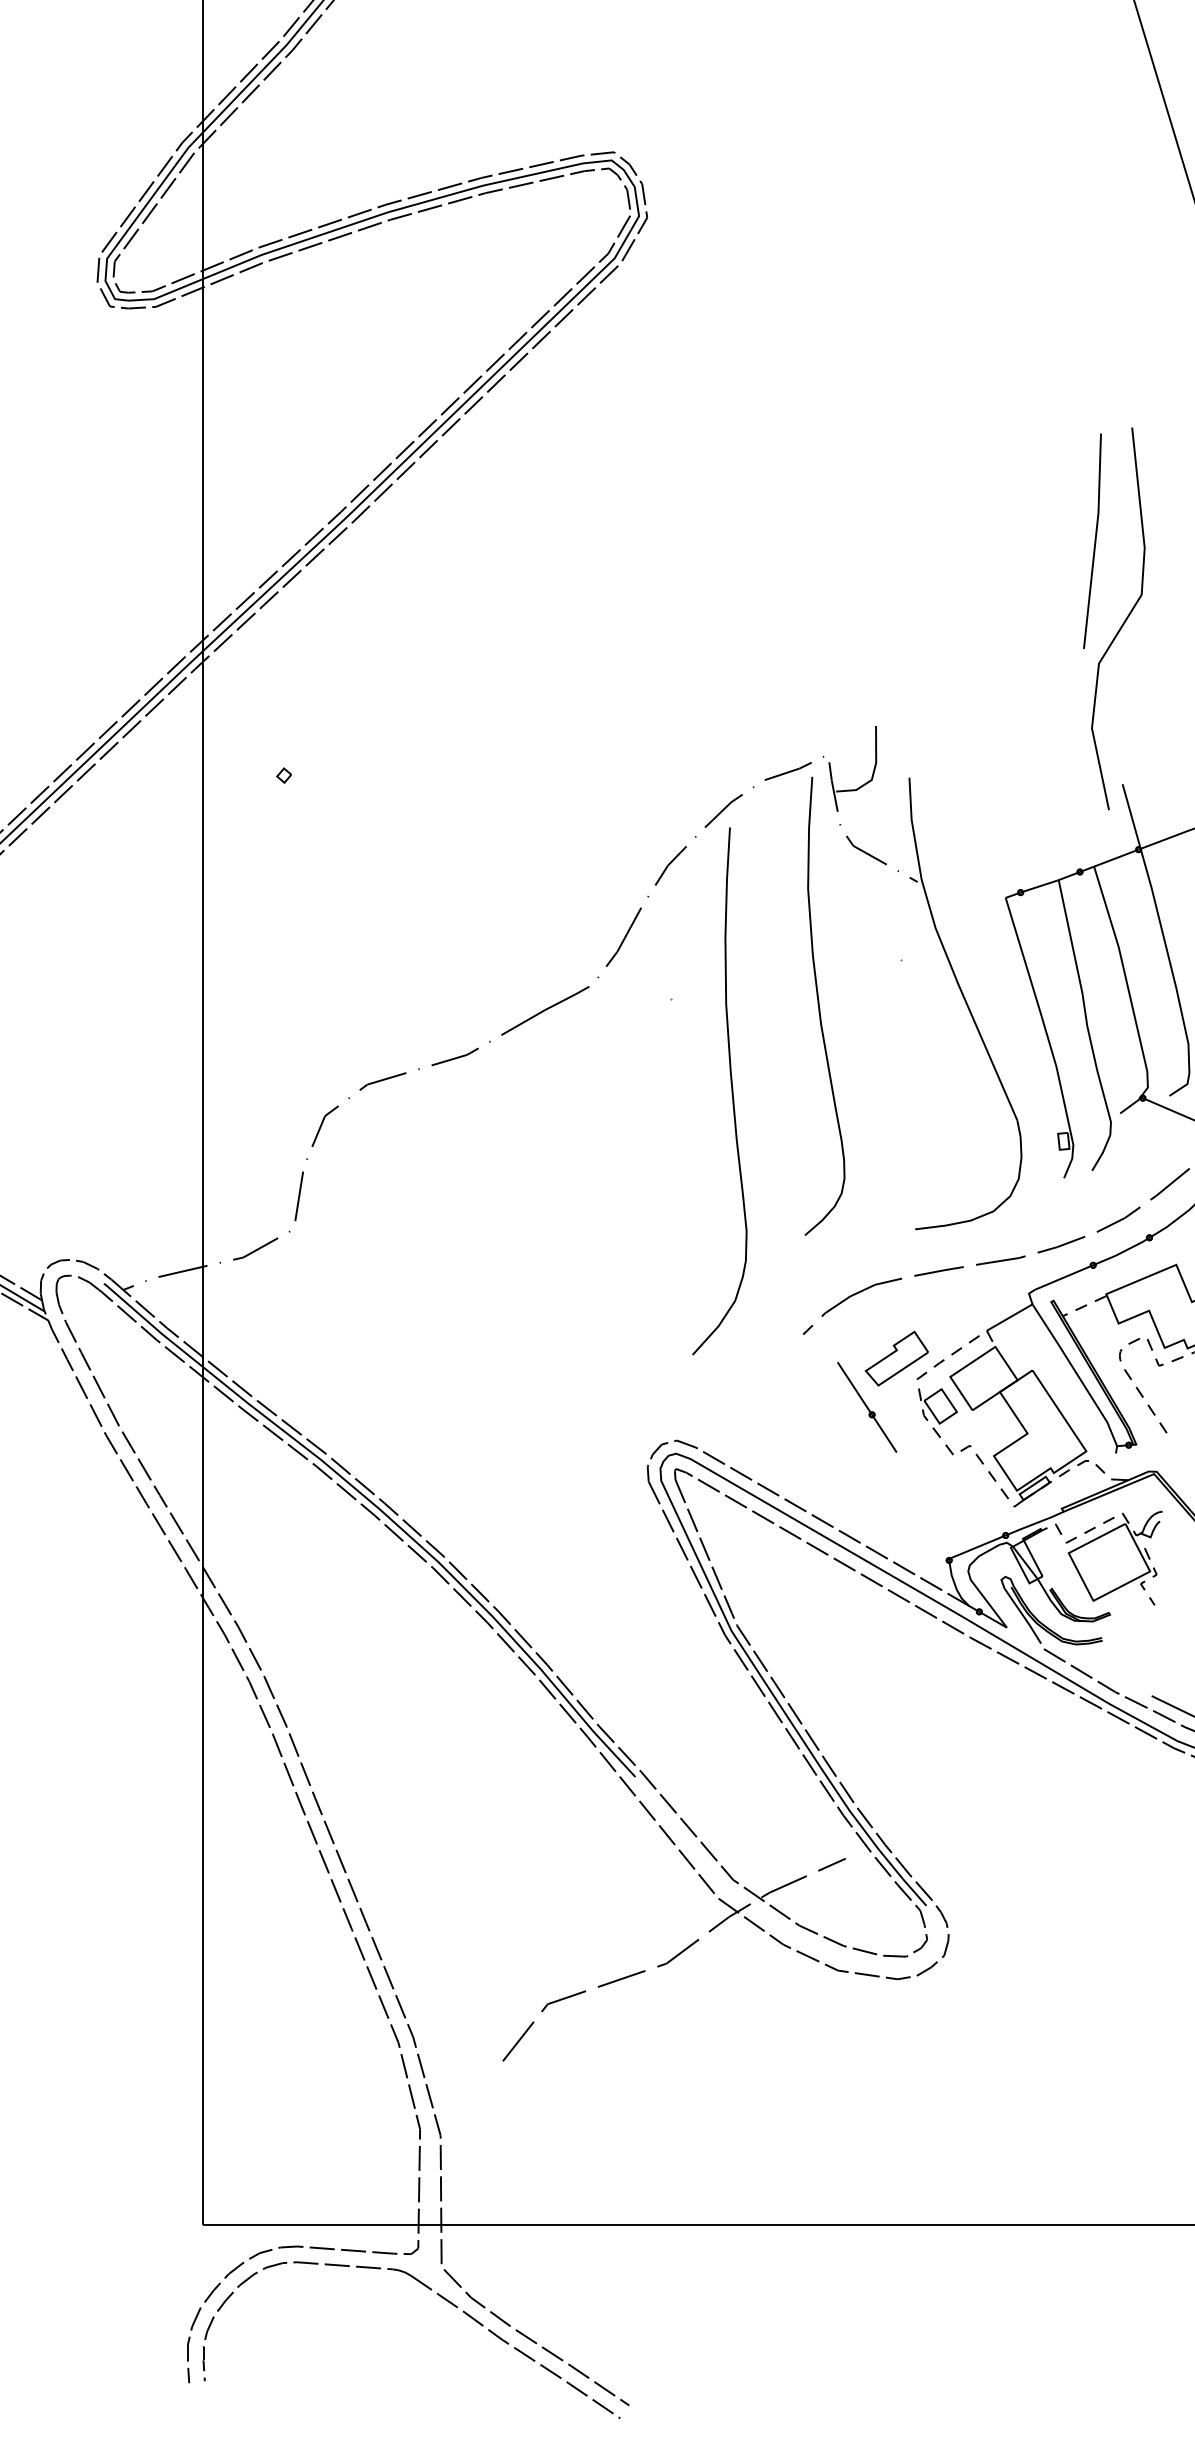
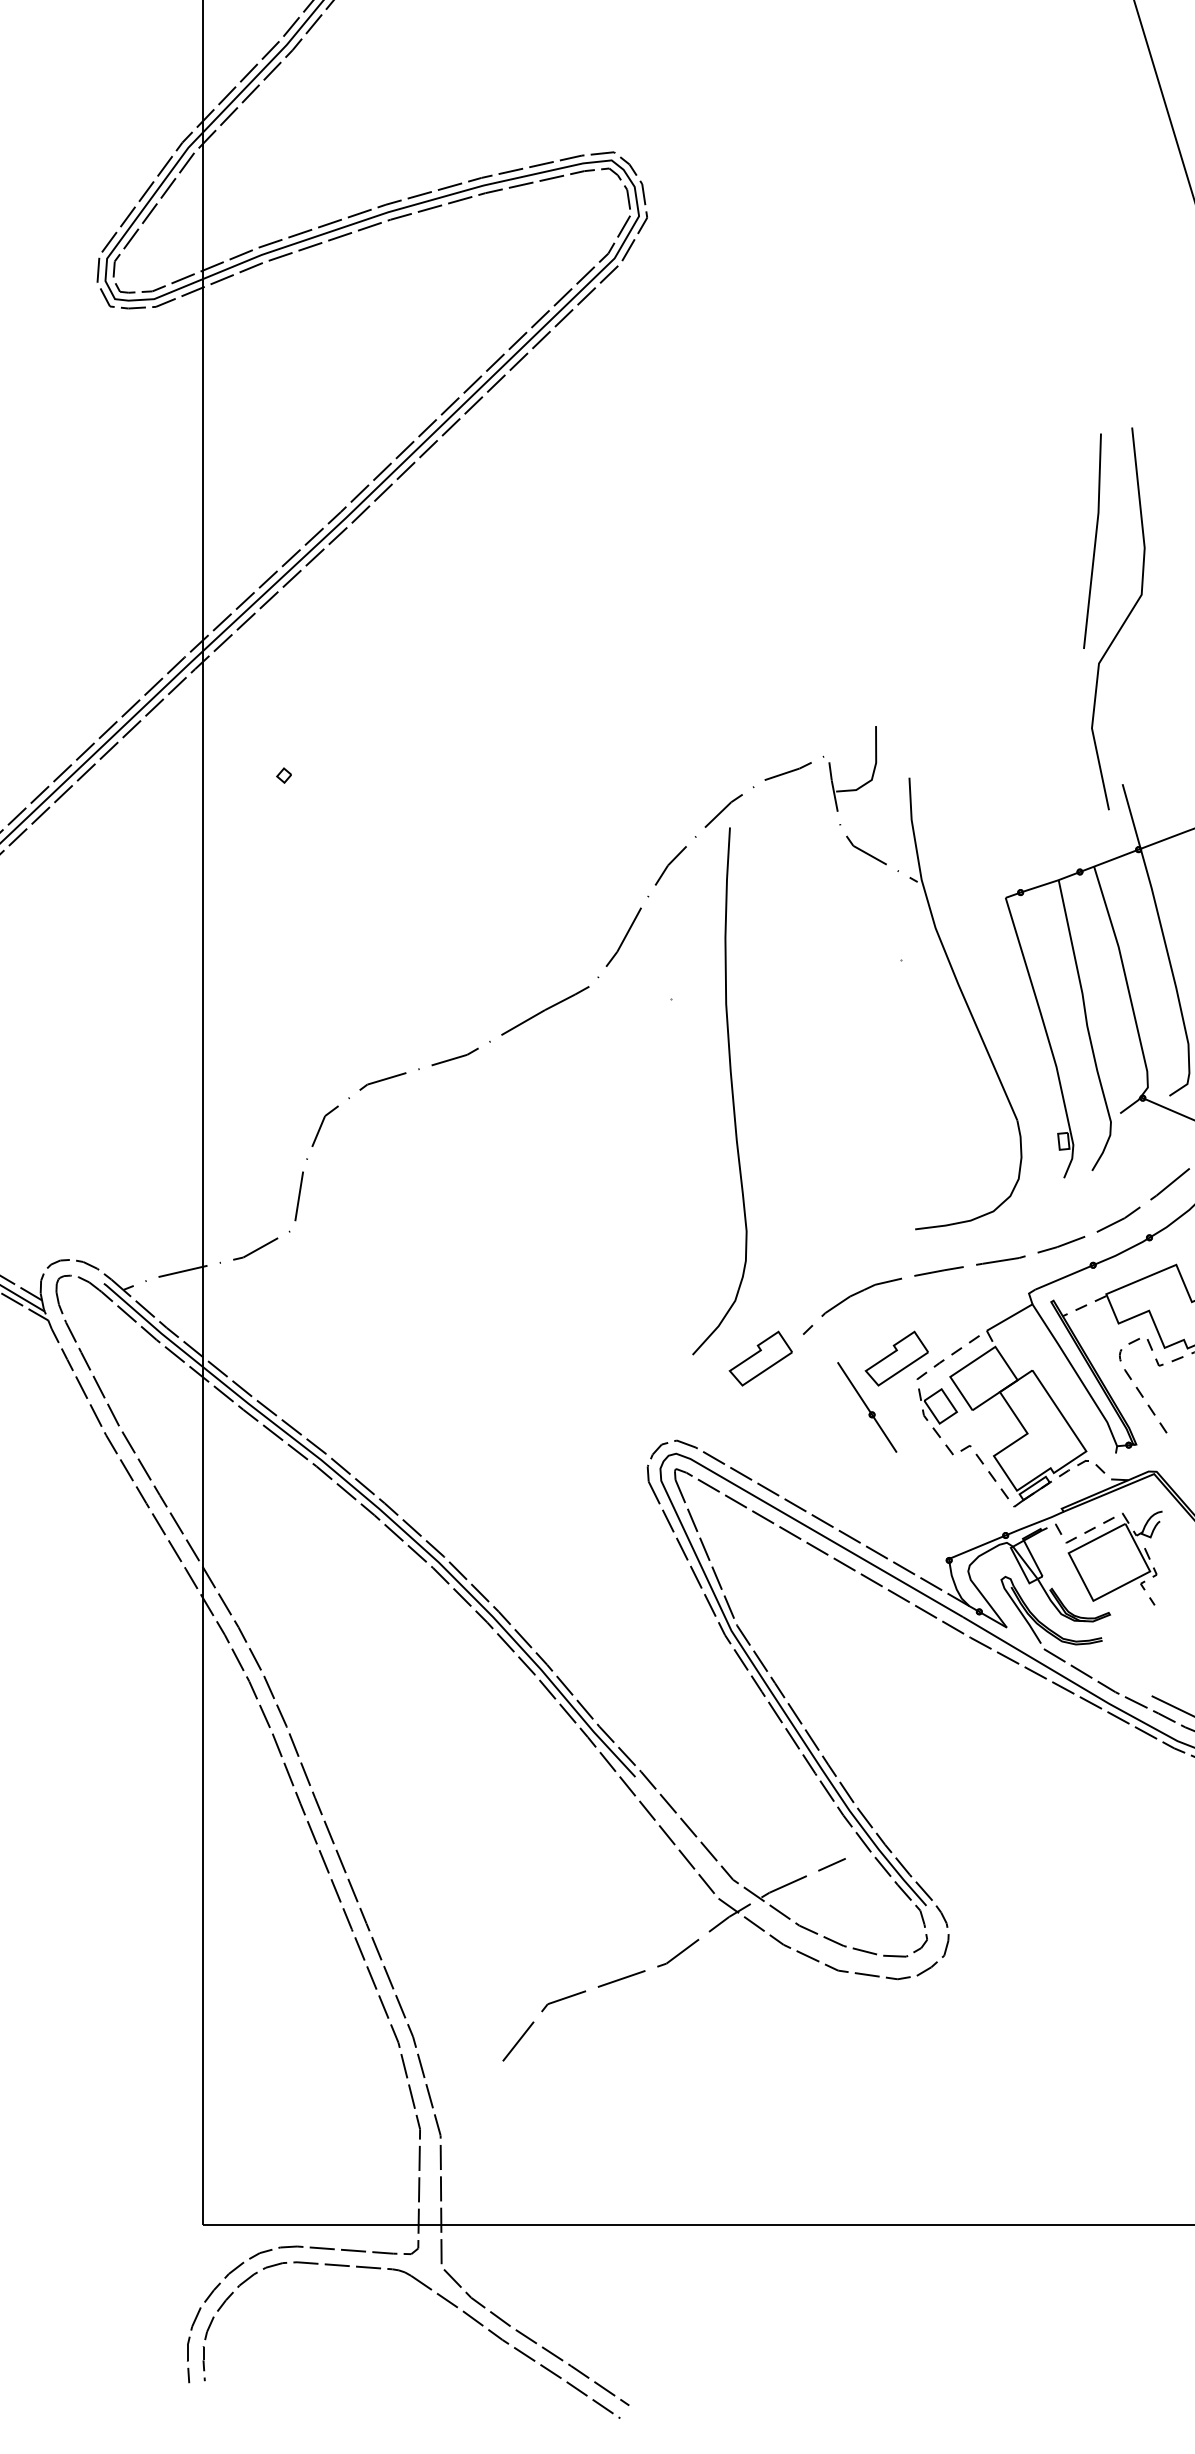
curve: present -> none (819, 1005)
part: none -> present (760, 1358)
